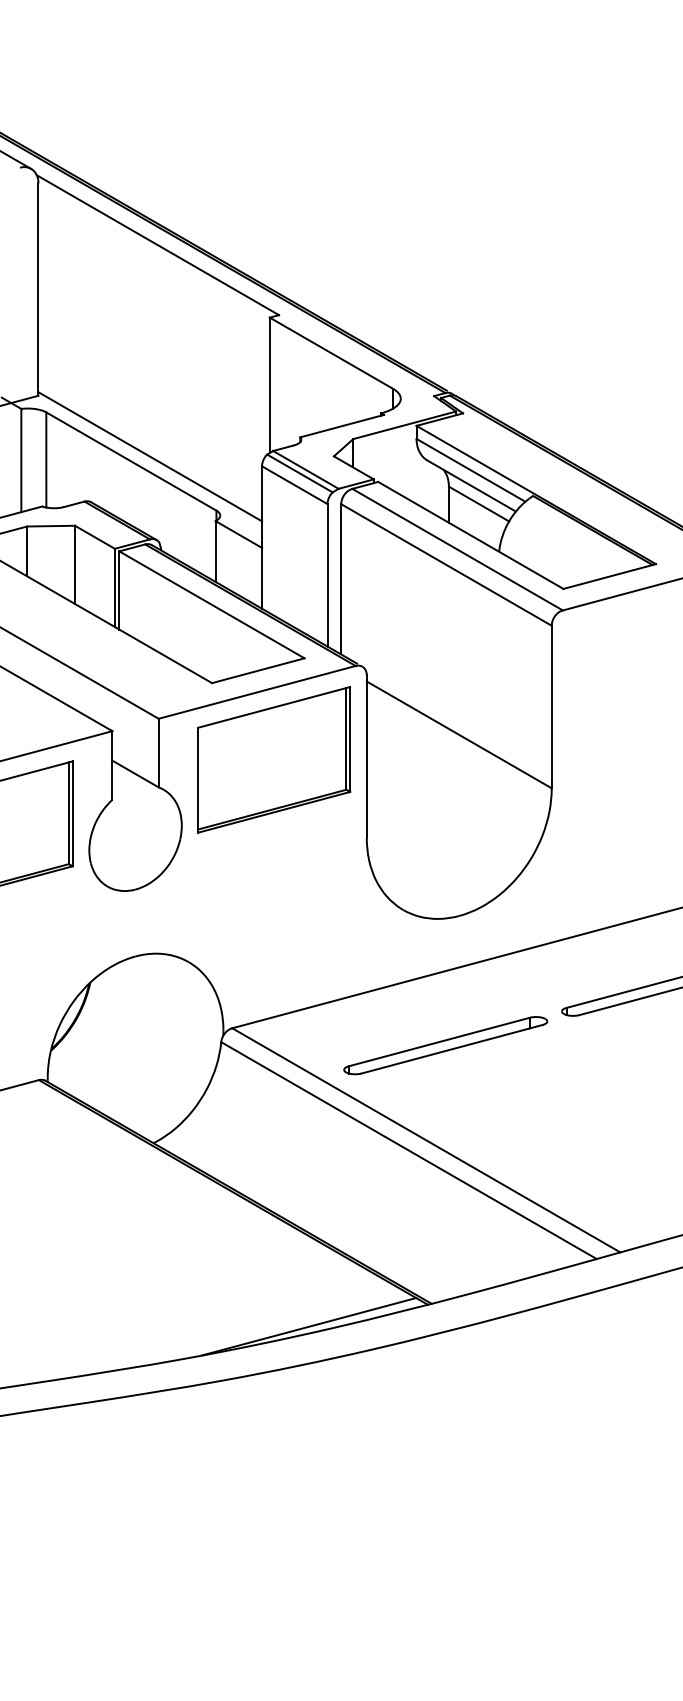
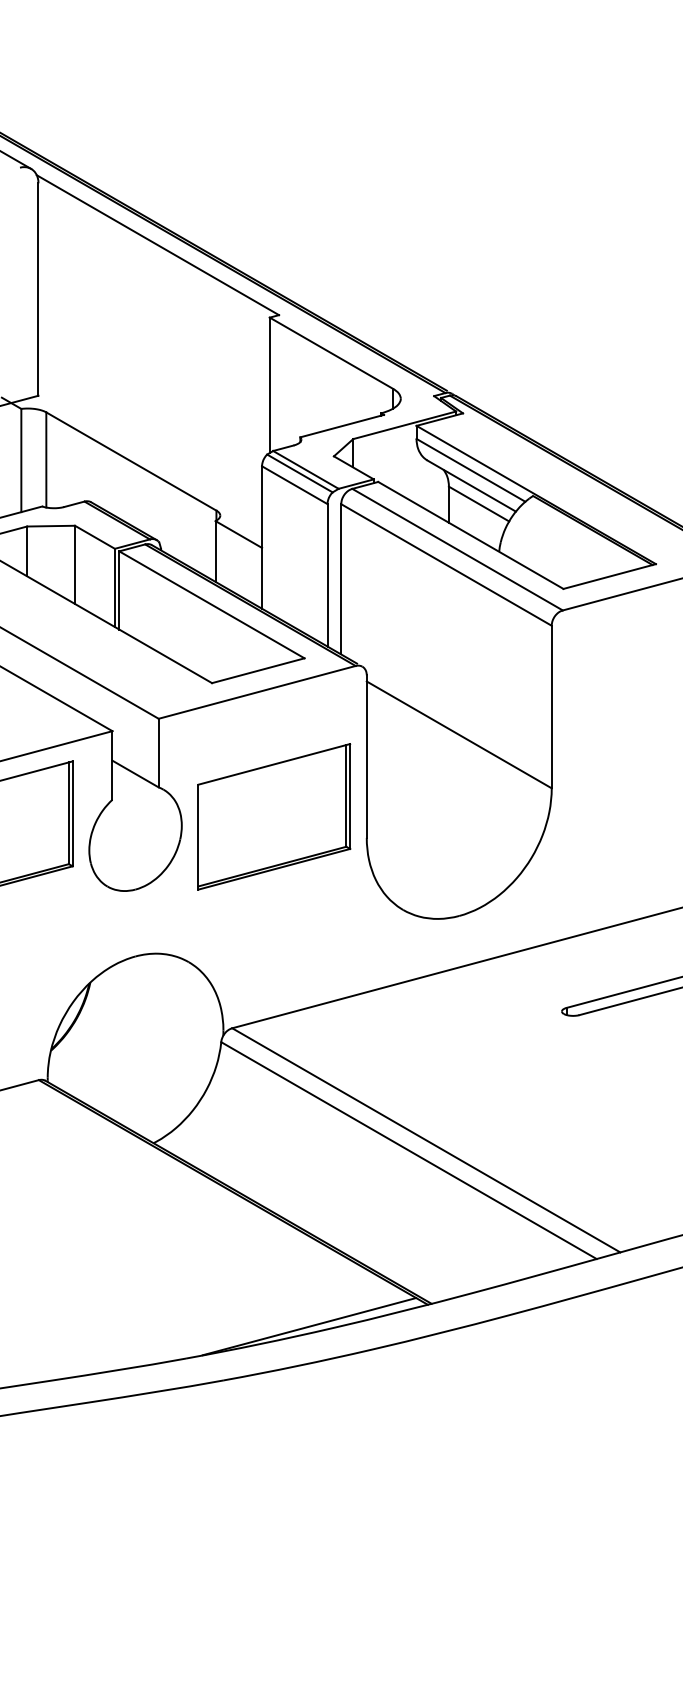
line: present -> none (150, 456)
part position: (274, 759) -> (274, 816) (274, 816)
part: present -> none (445, 1045)
